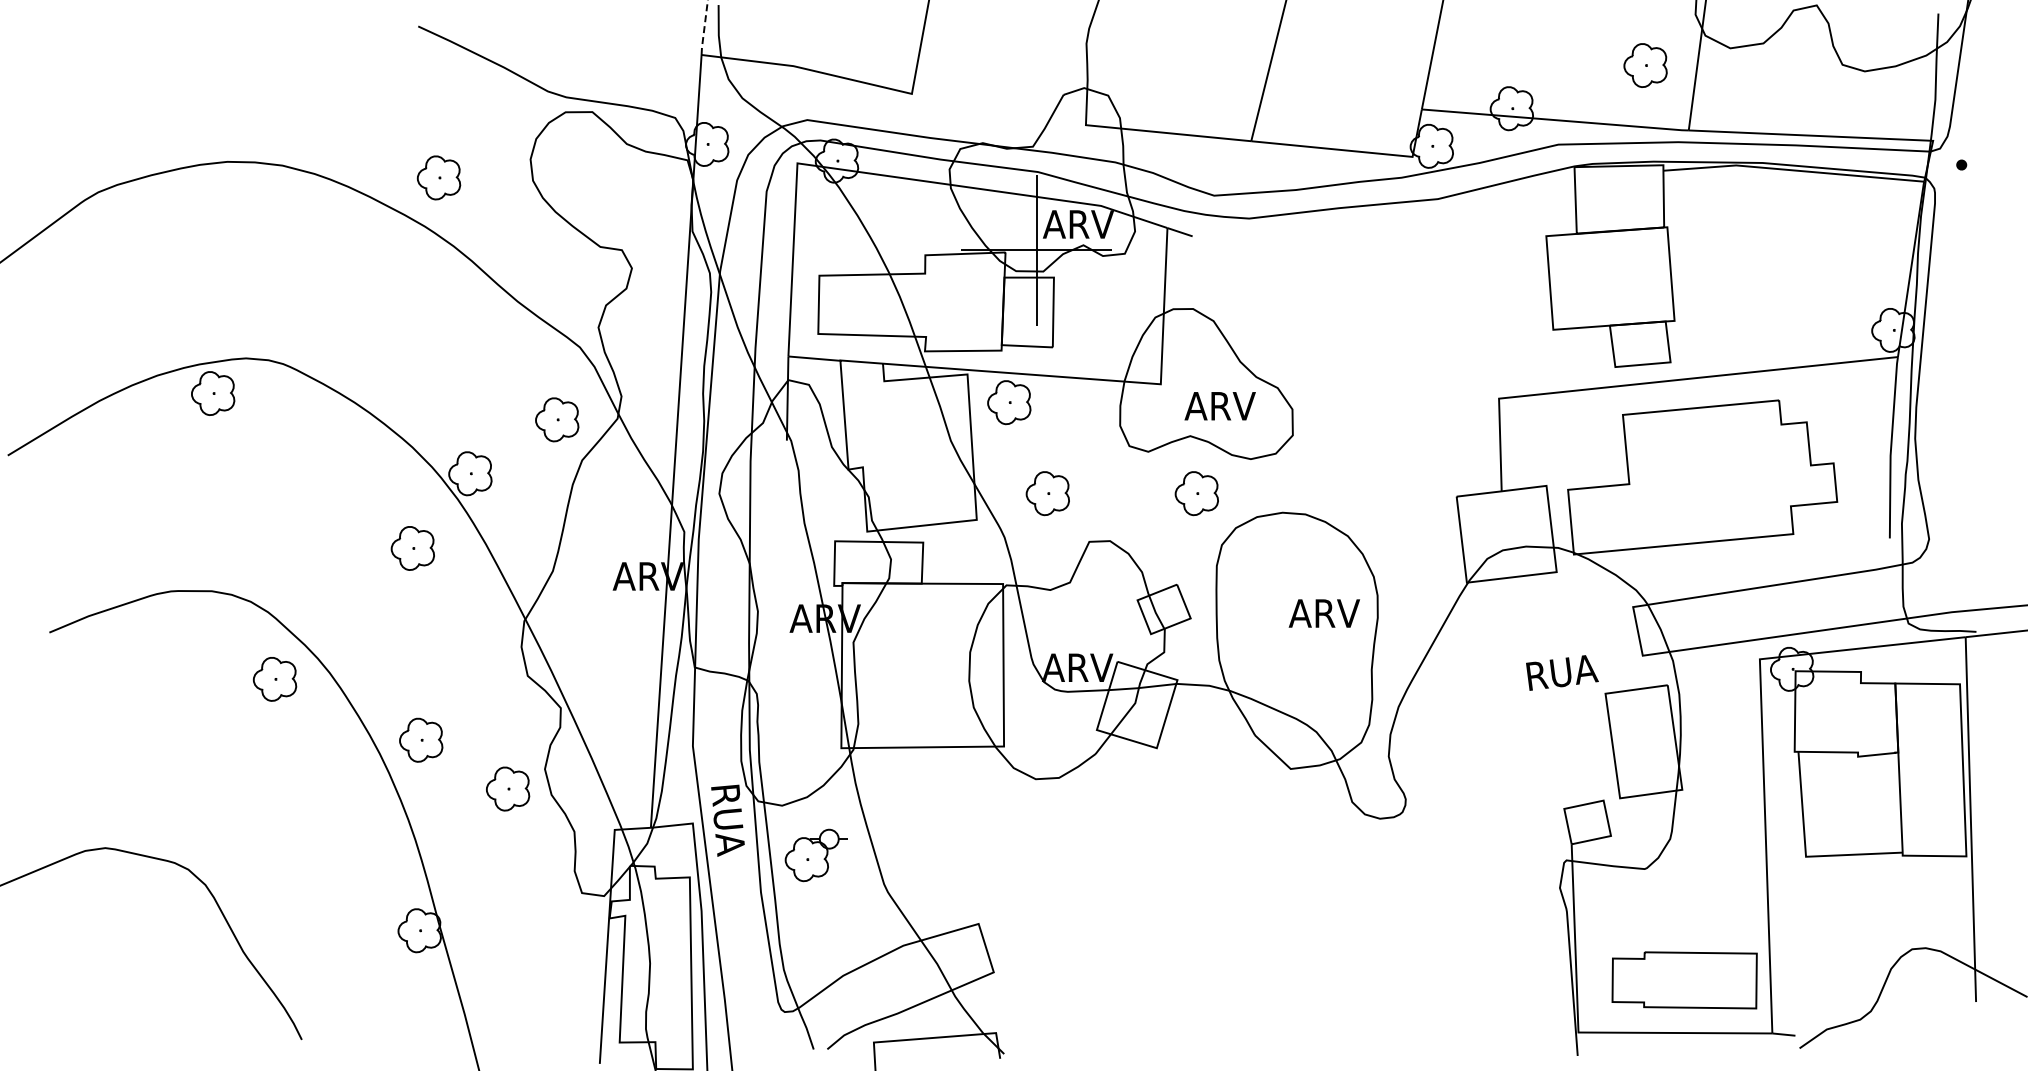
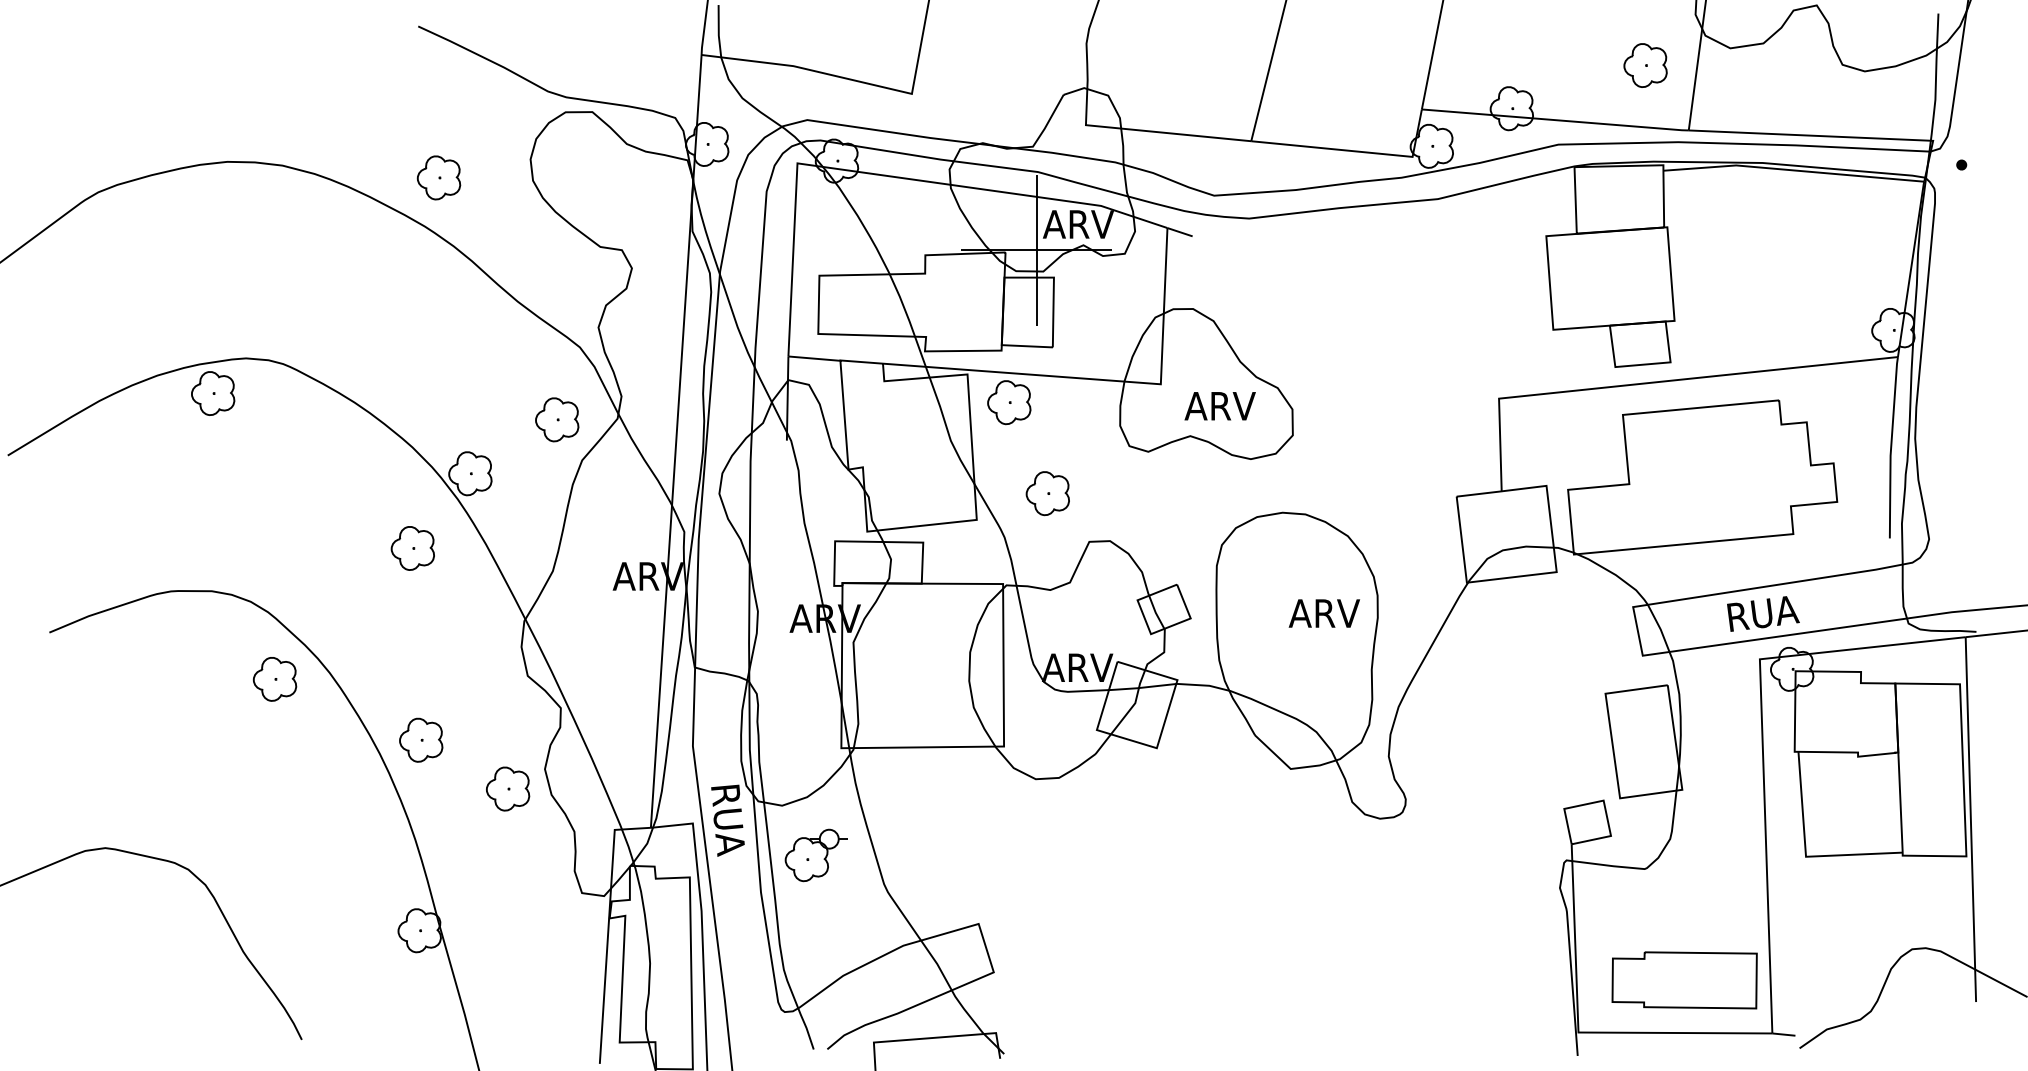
line: dashed -> solid (704, 28)
part: present -> none (1196, 493)
text position: (1562, 672) -> (1763, 613) (1763, 613)
